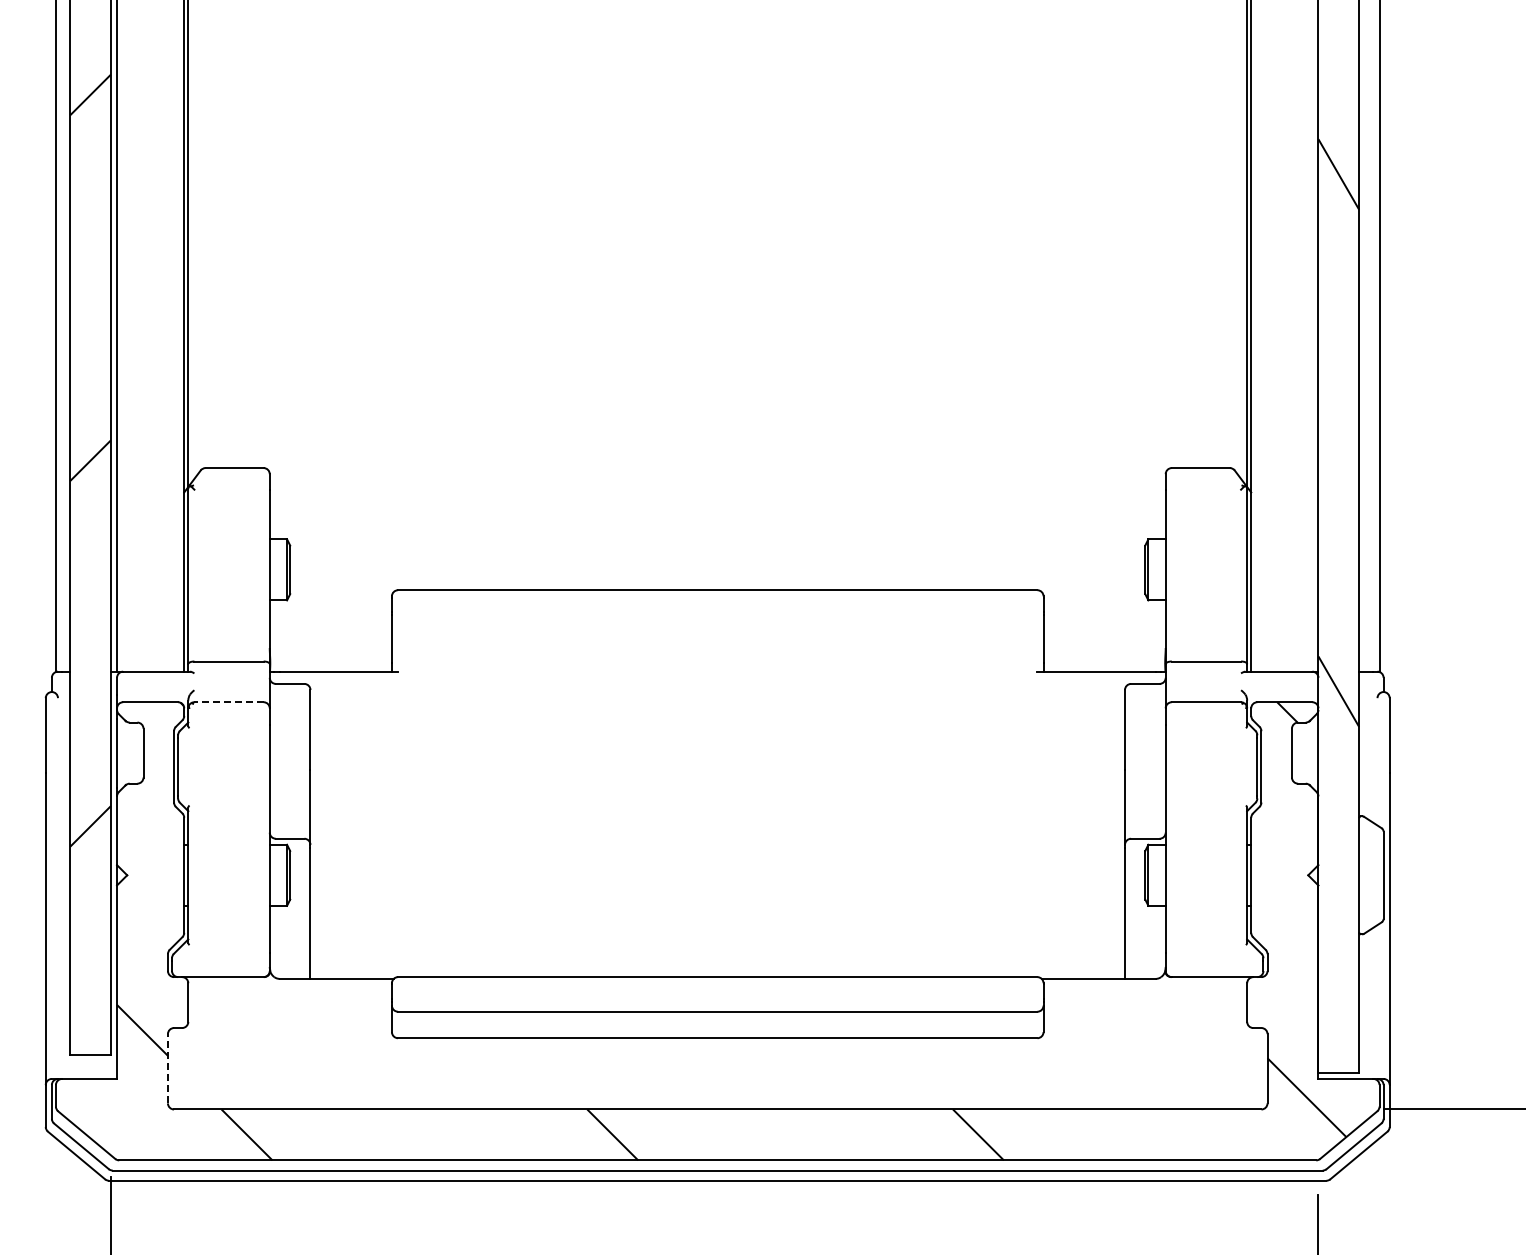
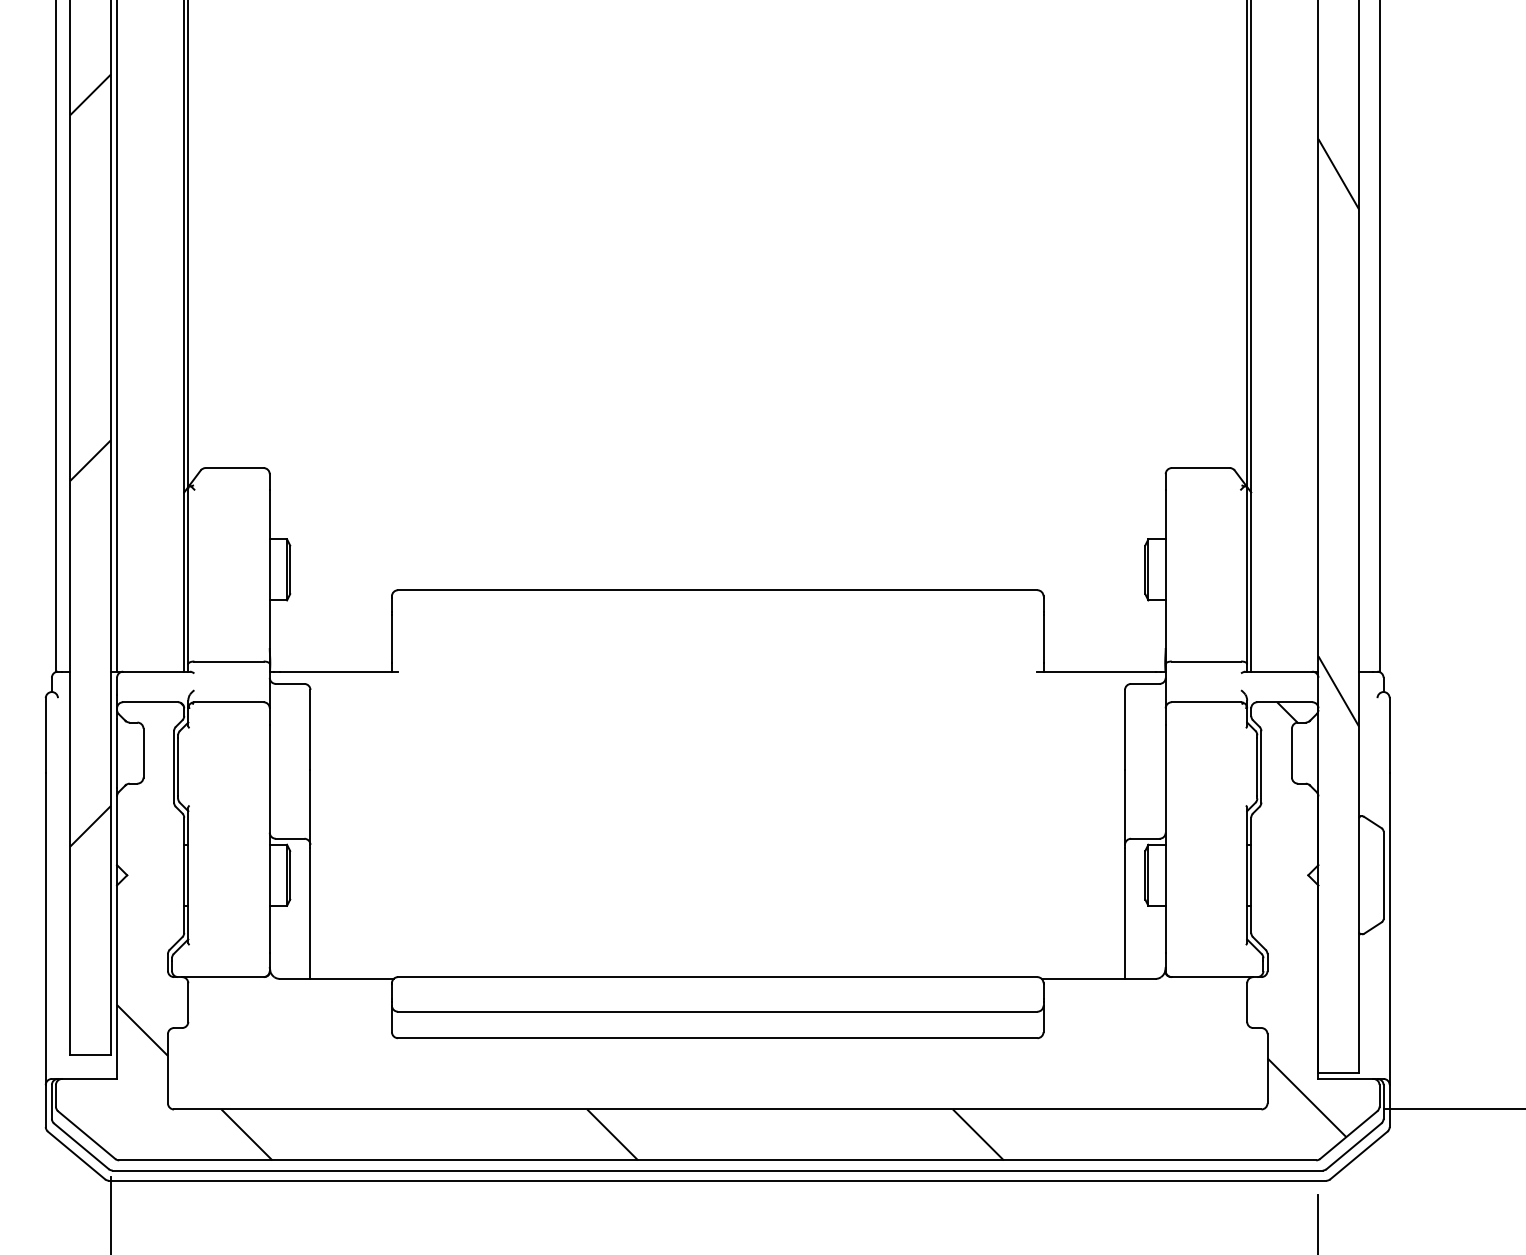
line: dashed -> solid (229, 702)
line: dashed -> solid (167, 1068)
